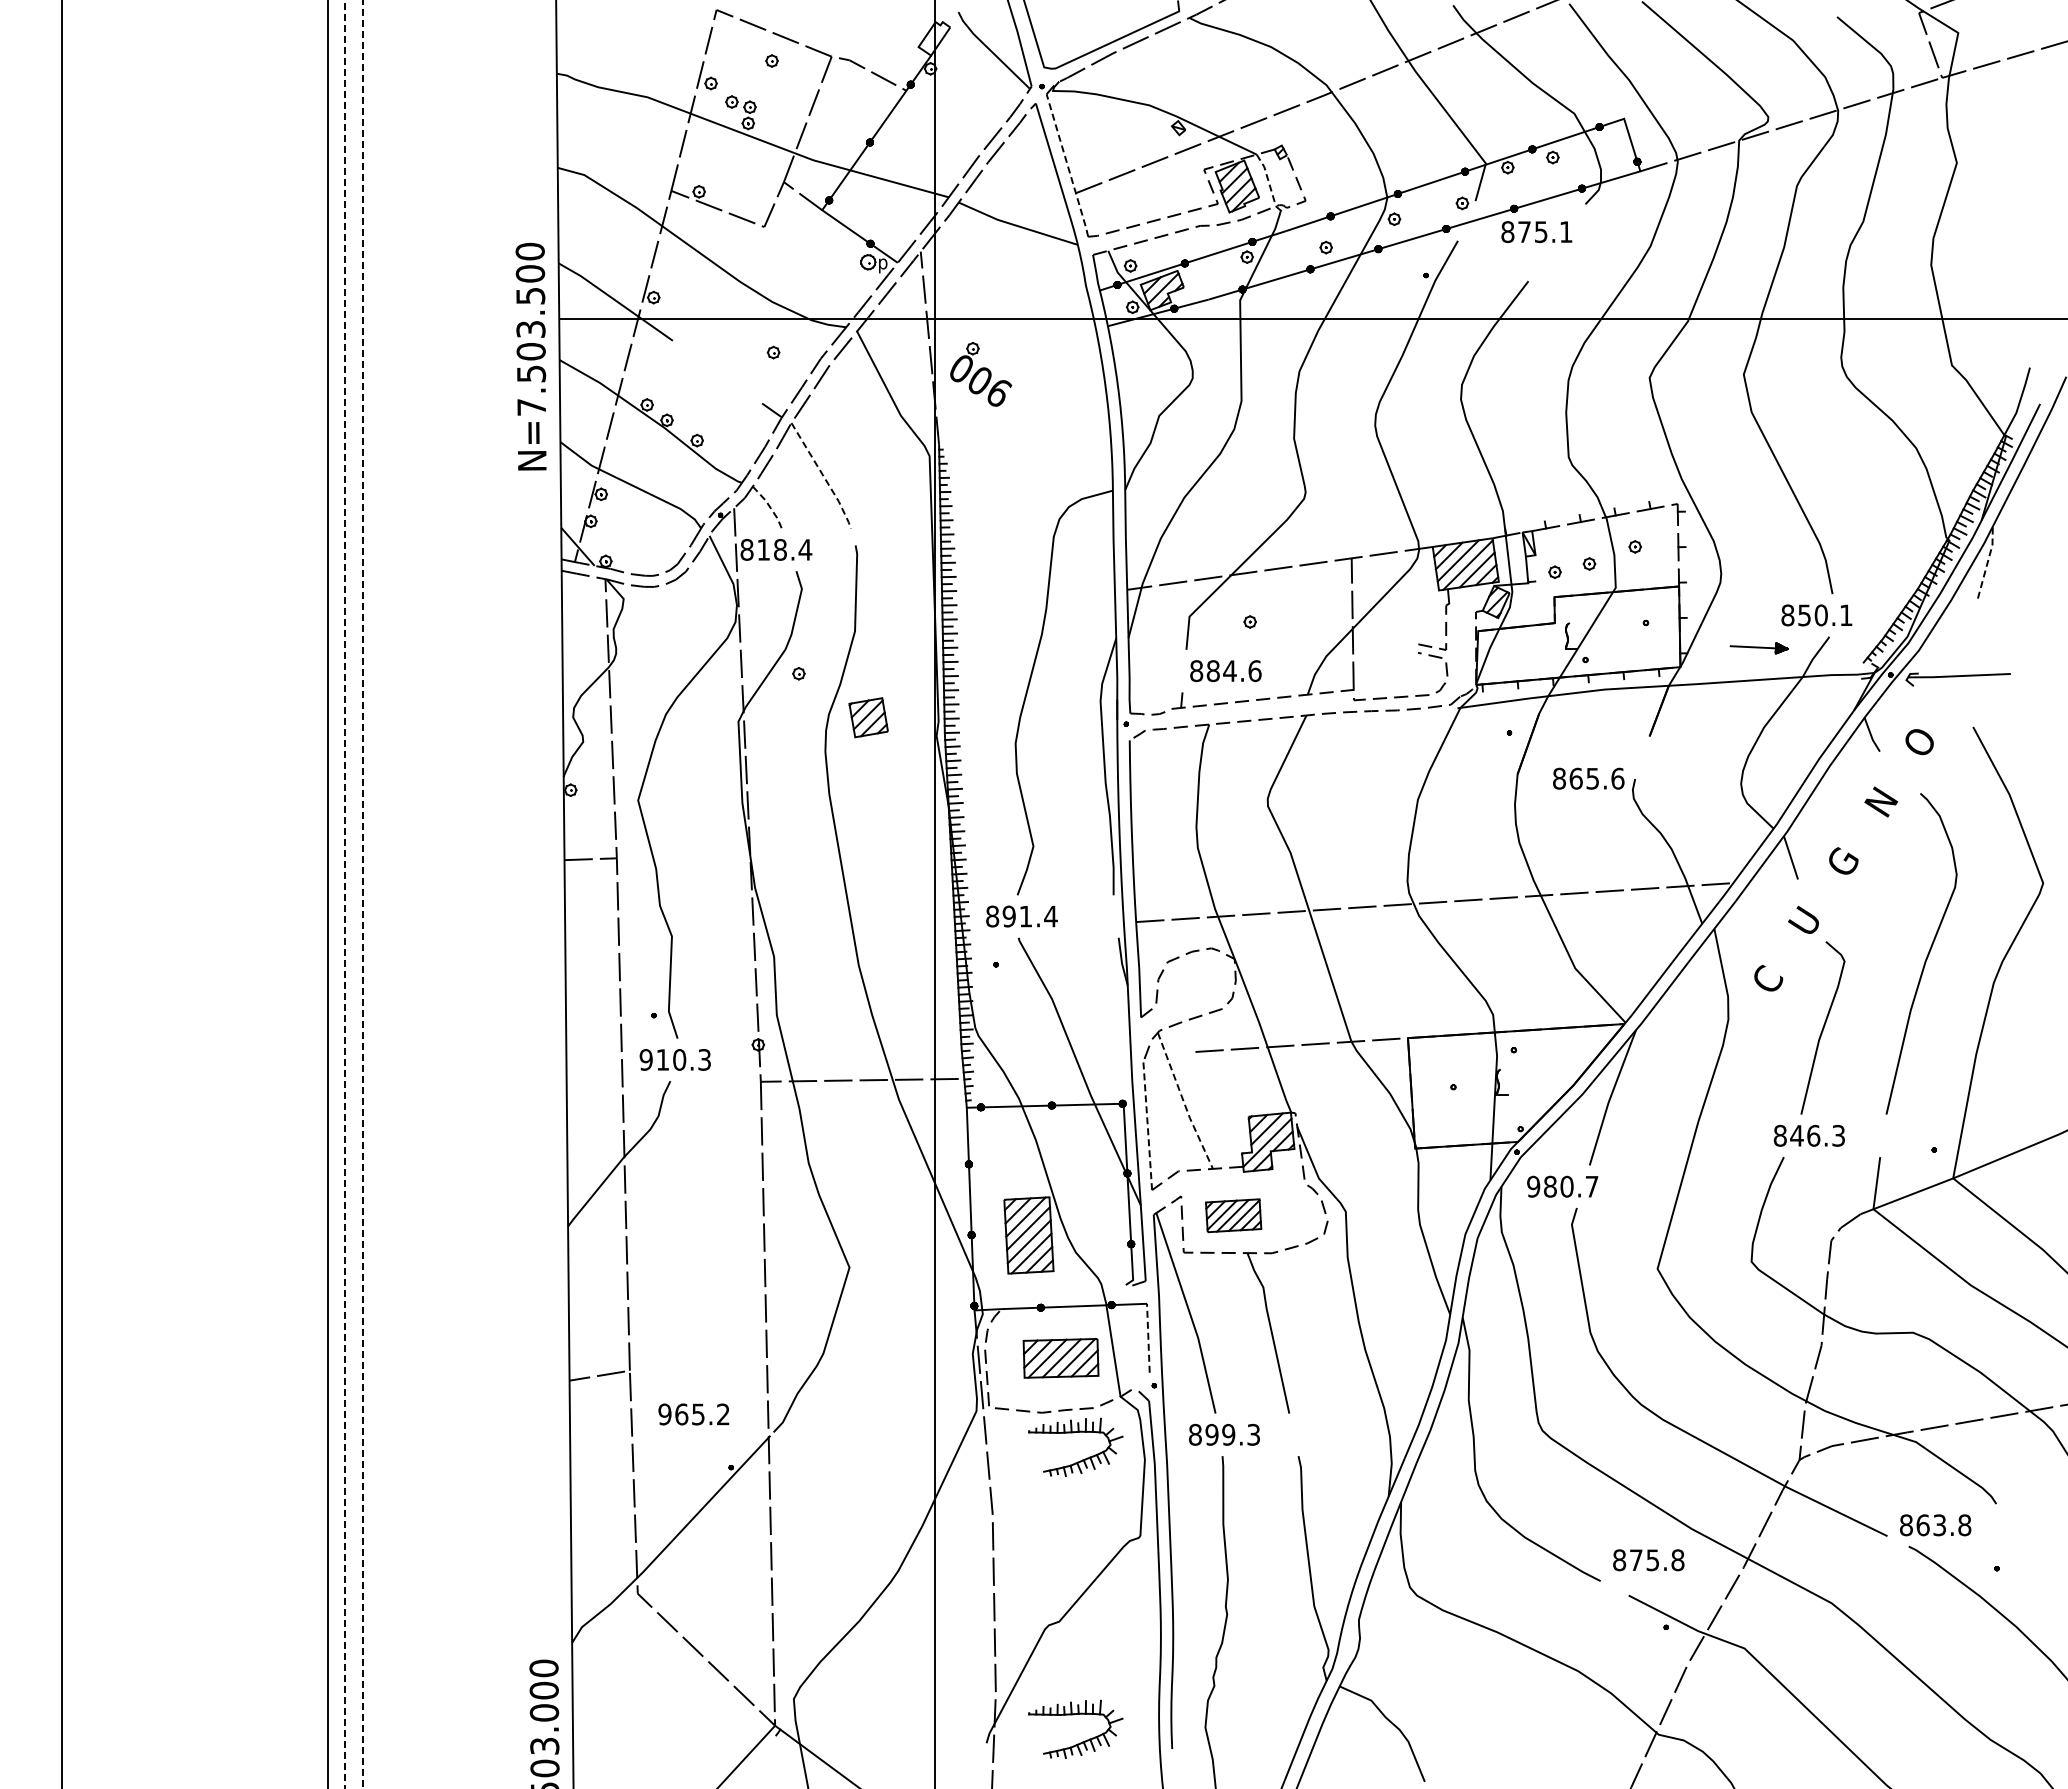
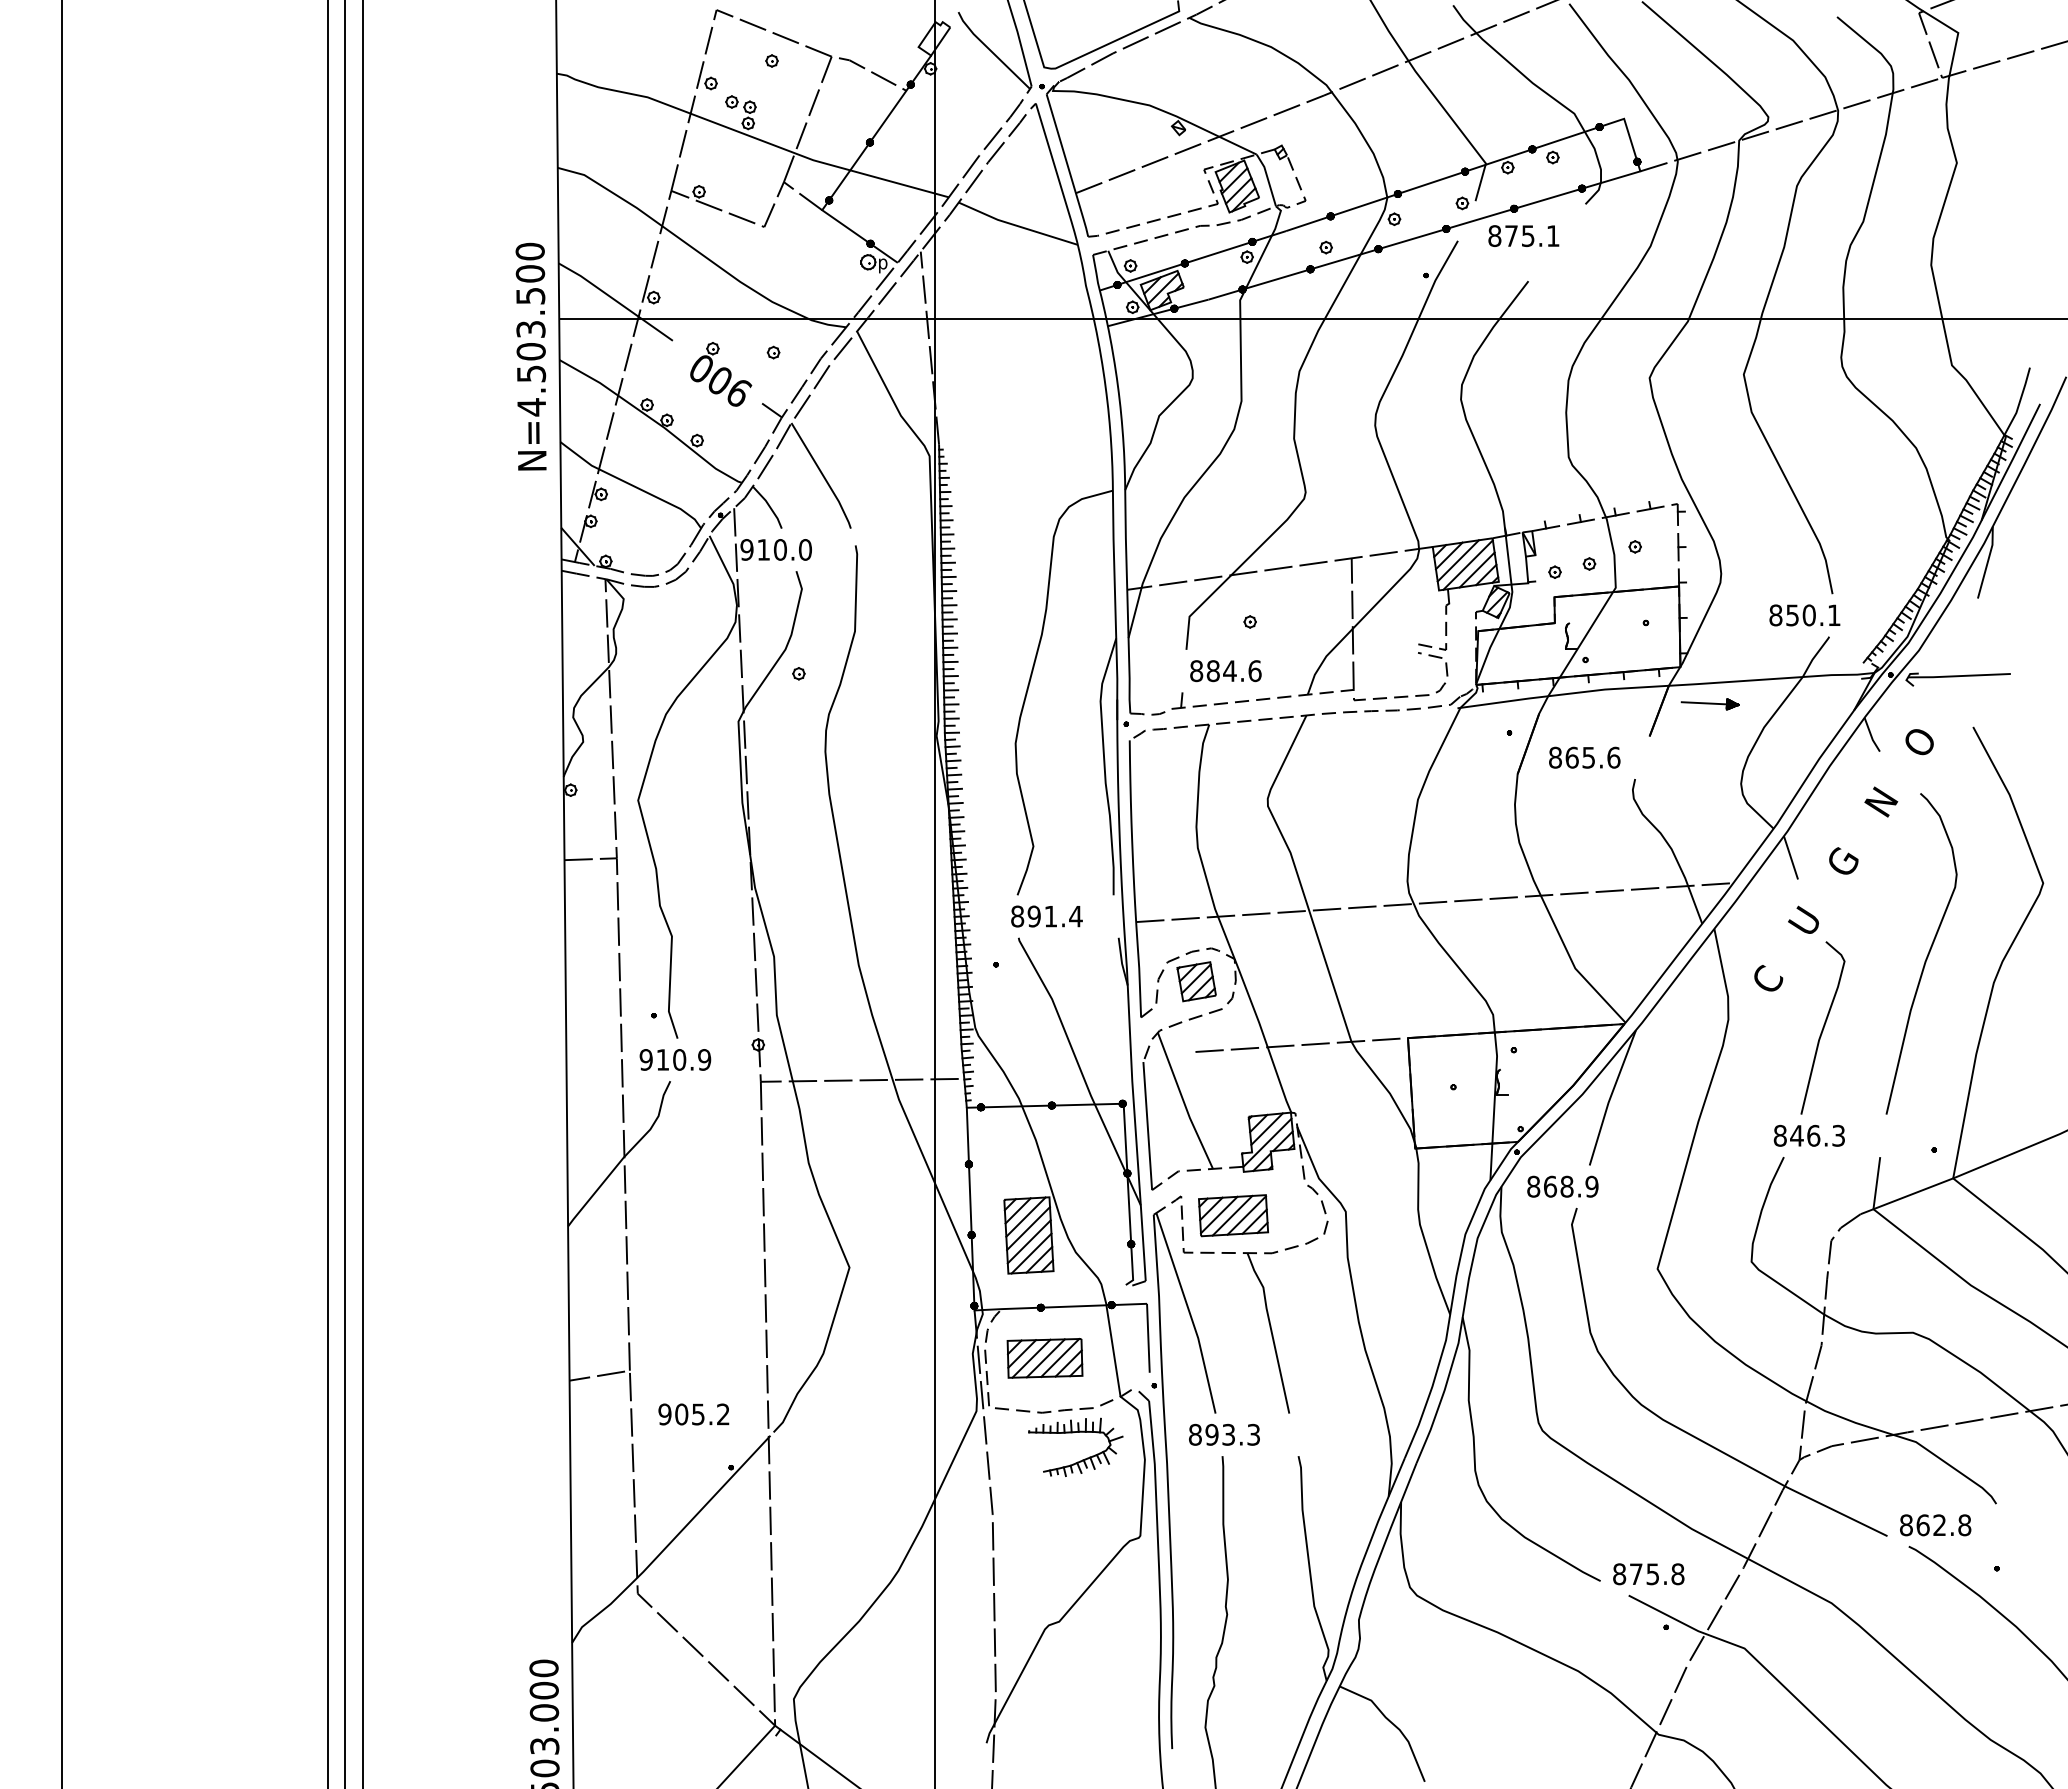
line: dashed -> solid (1067, 166)
line: dashed -> solid (1267, 179)
text position: (1536, 231) -> (1523, 235) (1523, 235)
part position: (981, 374) -> (721, 374) (721, 374)
text: N=7.503.500 -> N=4.503.500 (531, 407)
line: dashed -> solid (823, 476)
line: dashed -> solid (769, 506)
text: 818.4 -> 910.0 (776, 549)
line: dashed -> solid (1987, 562)
text position: (1816, 615) -> (1804, 615) (1804, 615)
part position: (1758, 648) -> (1709, 704) (1709, 704)
part position: (868, 717) -> (1196, 981) (1196, 981)
text position: (1588, 778) -> (1584, 757) (1584, 757)
line: dashed -> solid (345, 894)
line: dashed -> solid (363, 894)
text position: (1021, 916) -> (1046, 916) (1046, 916)
text: 910.3 -> 910.9 (704, 1059)
line: dashed -> solid (1183, 1102)
line: dashed -> solid (1147, 1125)
text: 980.7 -> 868.9 (1562, 1186)
part size: 58x36 px -> 72x44 px (1233, 1215)
line: dashed -> solid (1148, 1338)
part position: (1060, 1358) -> (1044, 1358) (1044, 1358)
text: 965.2 -> 905.2 (681, 1414)
text: 899.3 -> 893.3 (1228, 1434)
text: 863.8 -> 862.8 (1939, 1525)
text position: (1648, 1560) -> (1648, 1574) (1648, 1574)
part: present -> none (1073, 1715)
